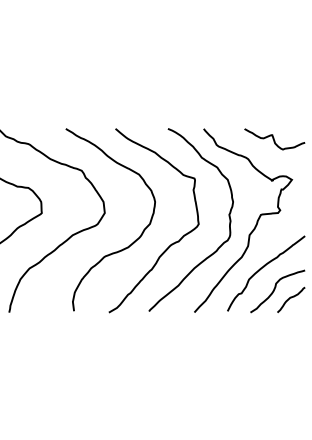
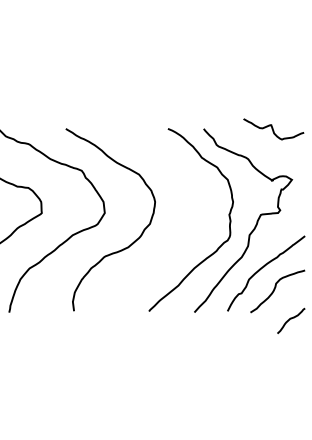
curve position: (274, 139) -> (273, 129) (273, 129)
curve: present -> none (171, 243)
curve position: (291, 298) -> (291, 319) (291, 319)
